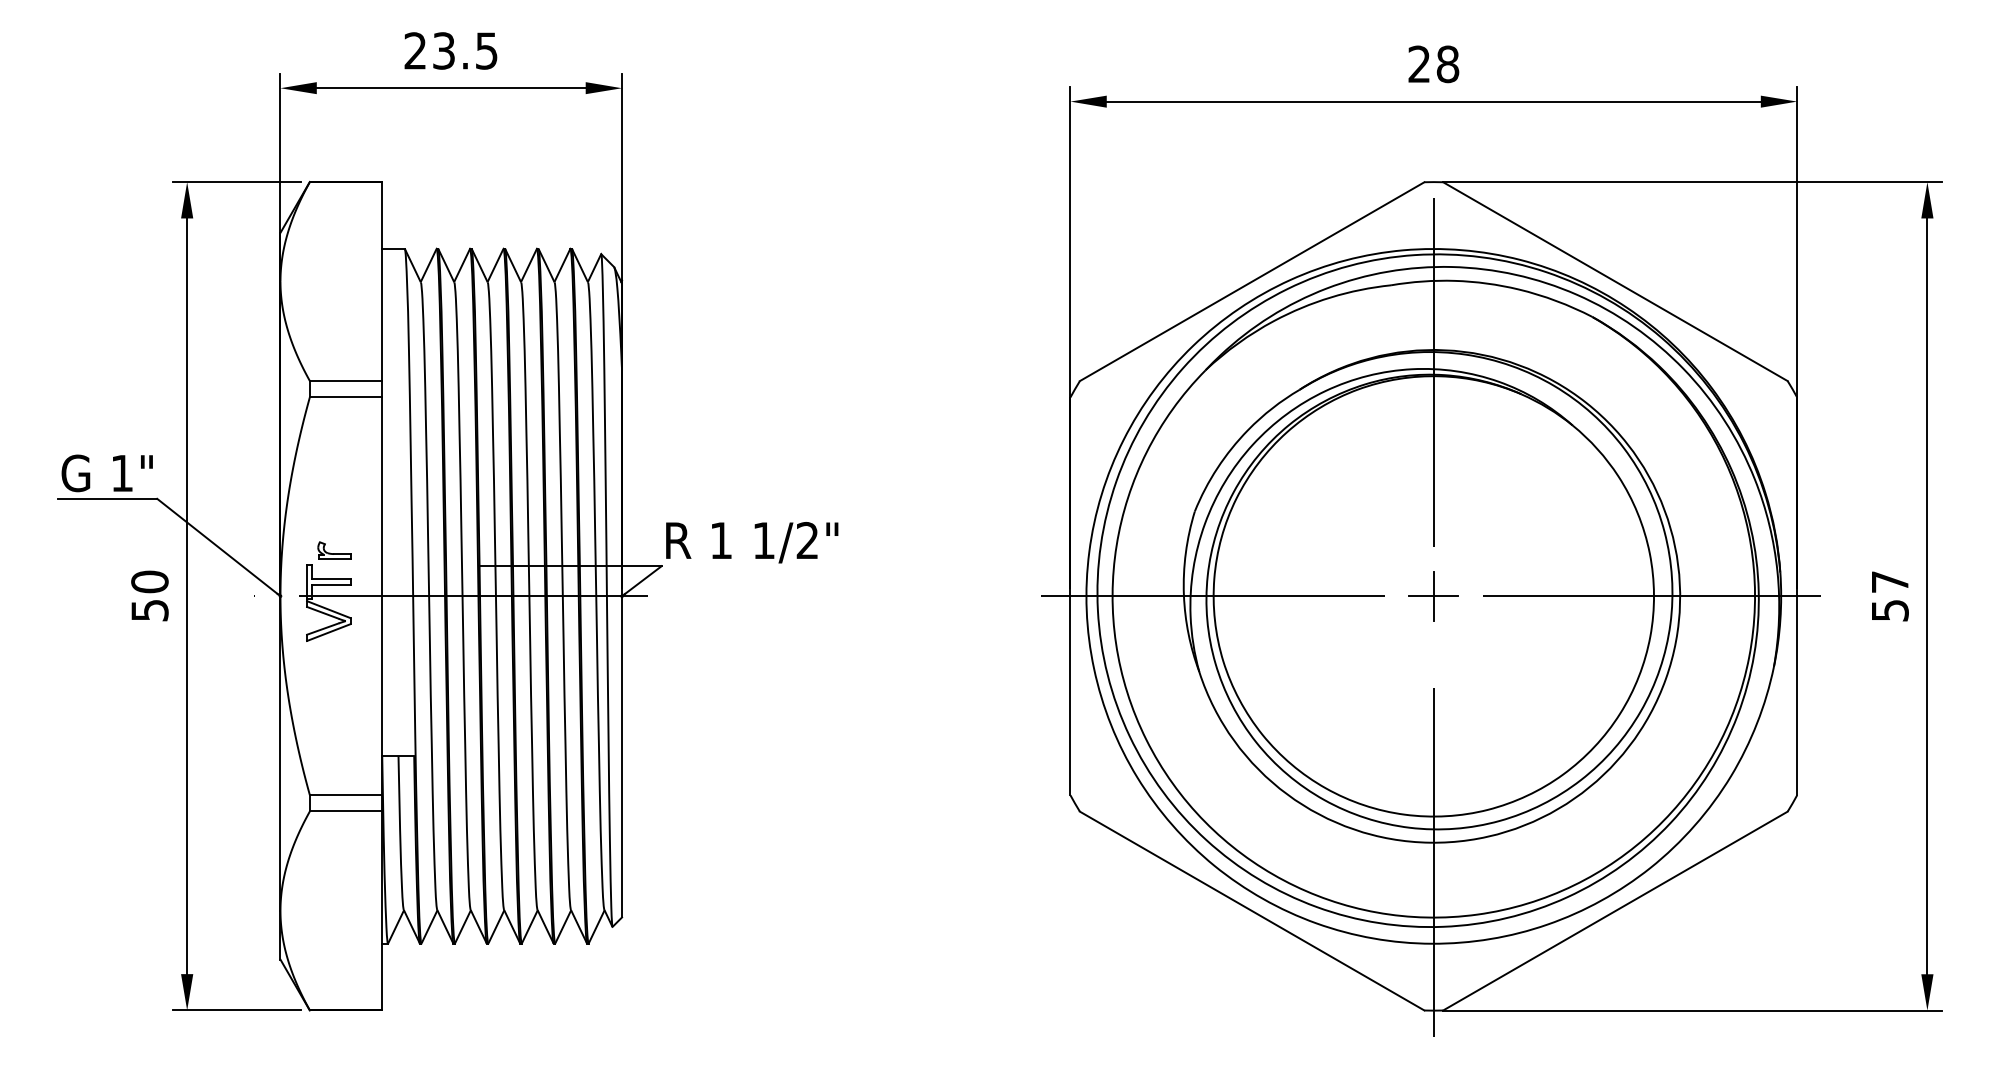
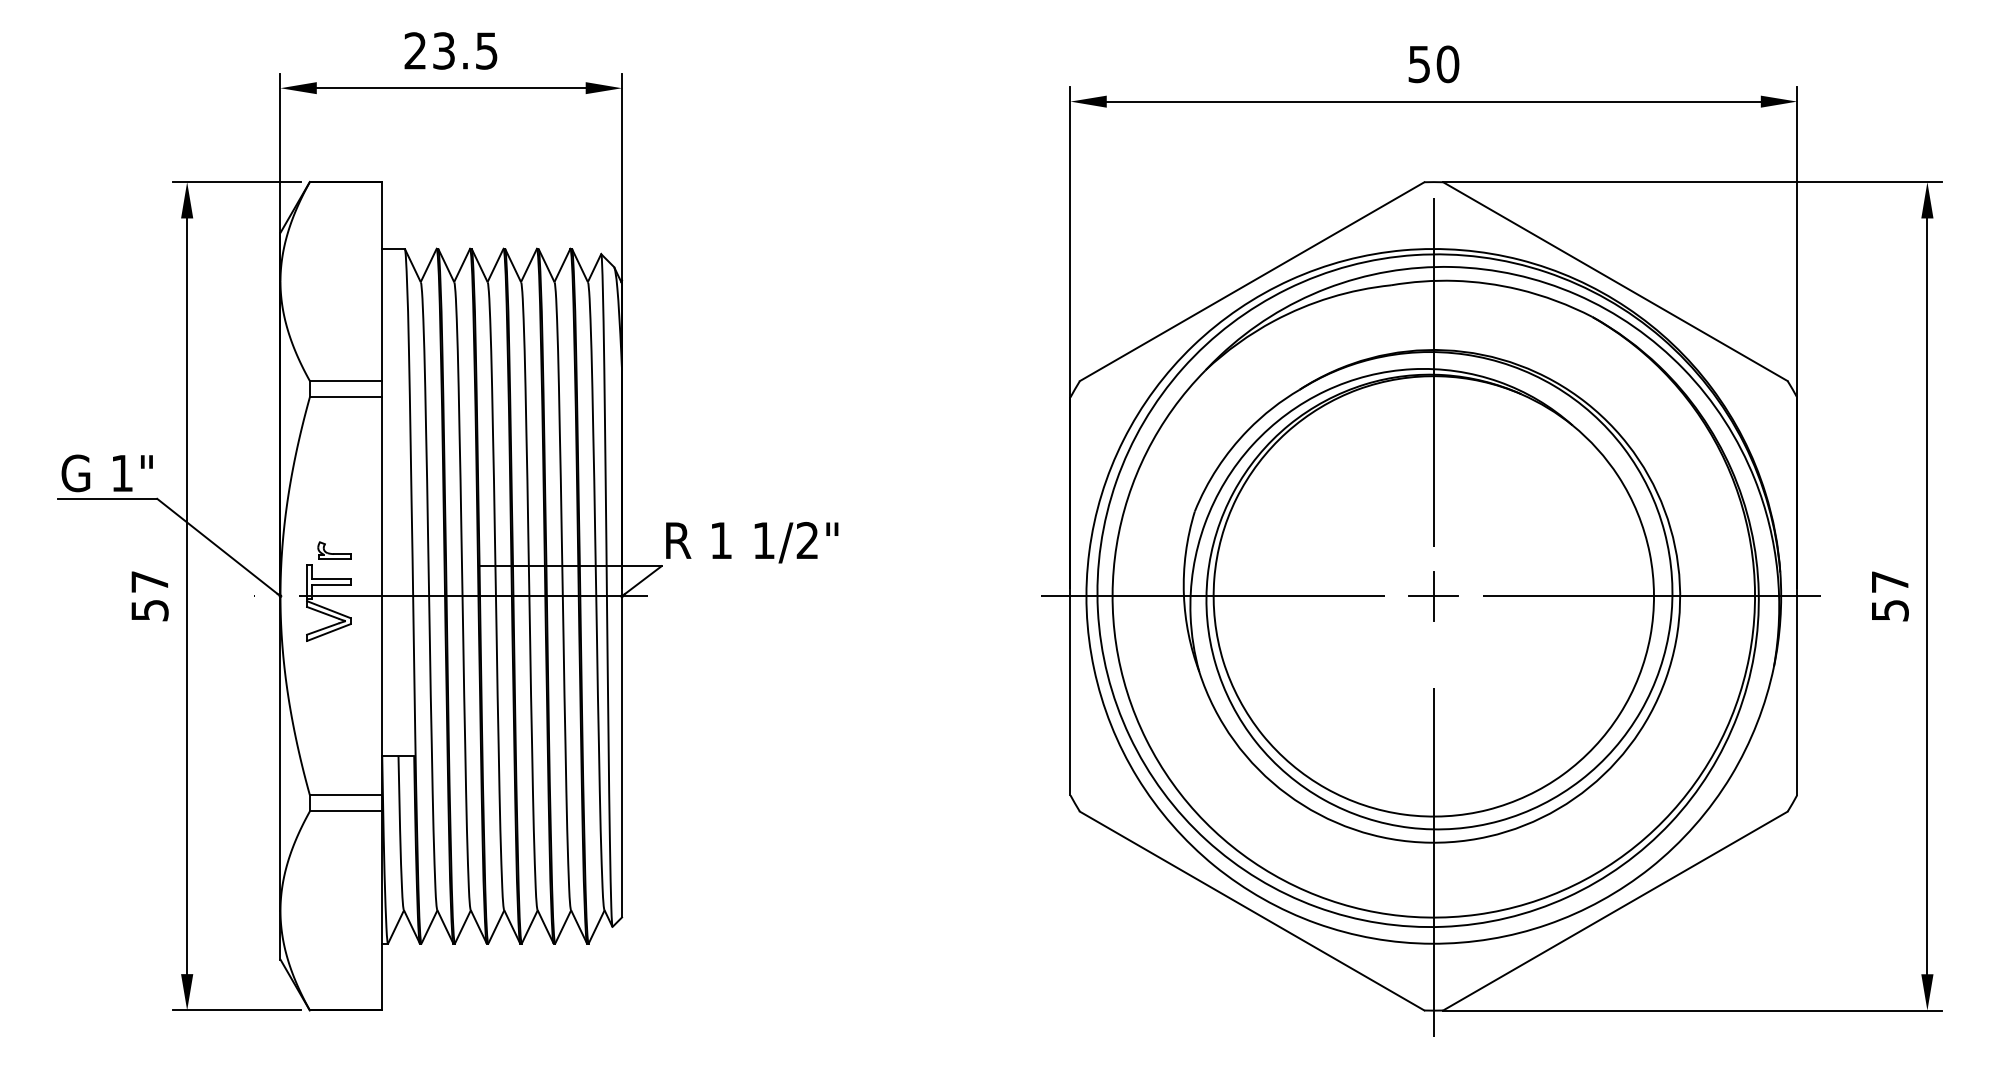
text: 28 -> 50 (1433, 64)
text: 50 -> 57 (149, 581)
